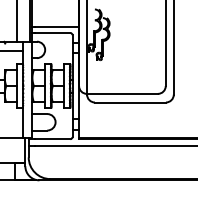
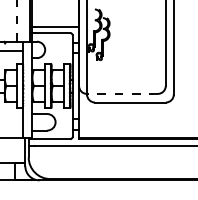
line: solid -> dashed (17, 21)
line: solid -> dashed (122, 93)
